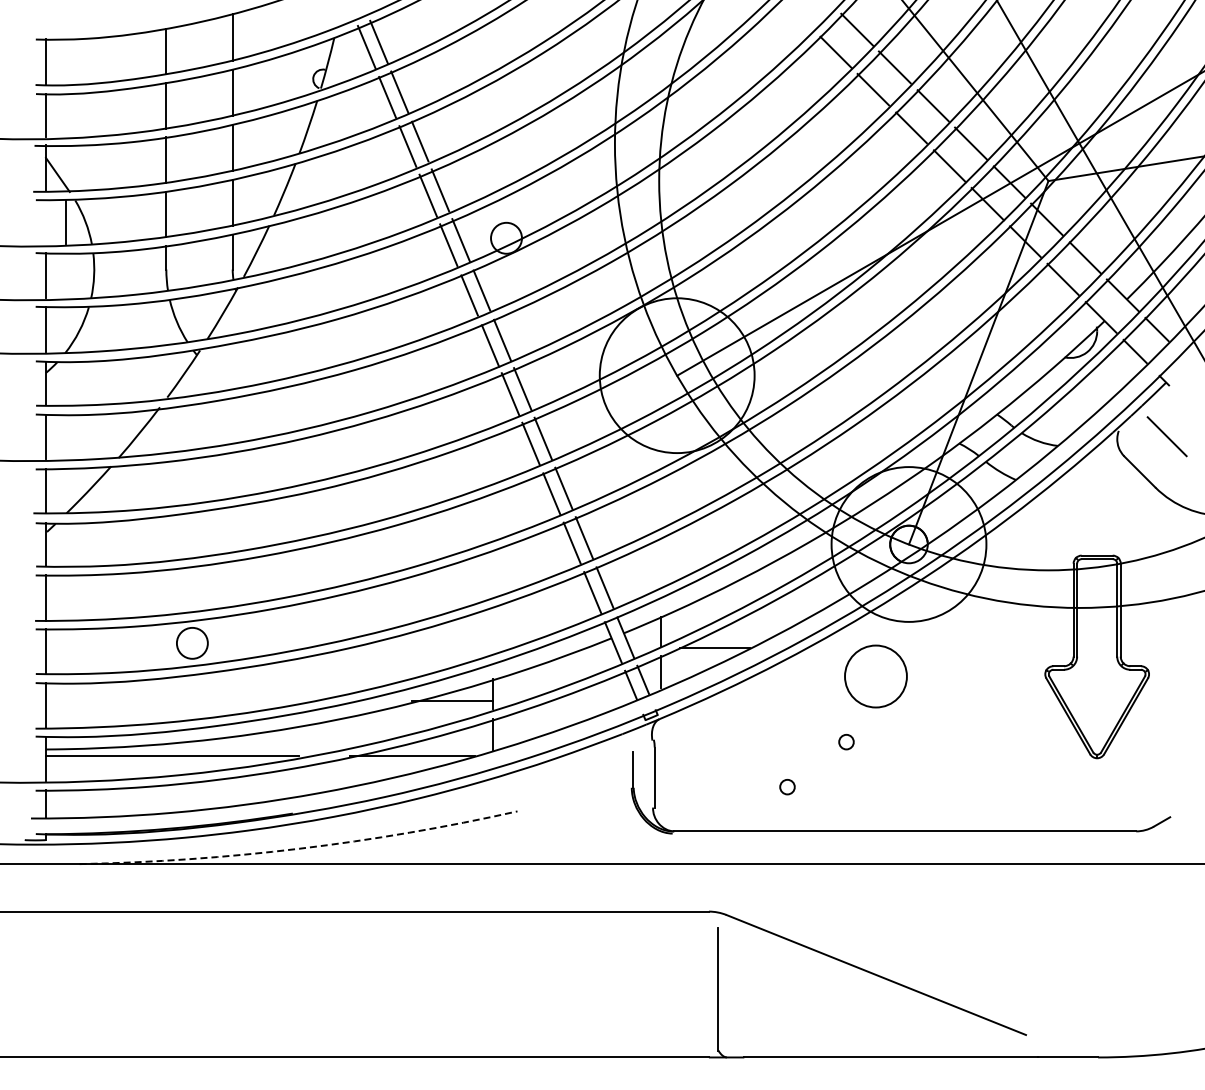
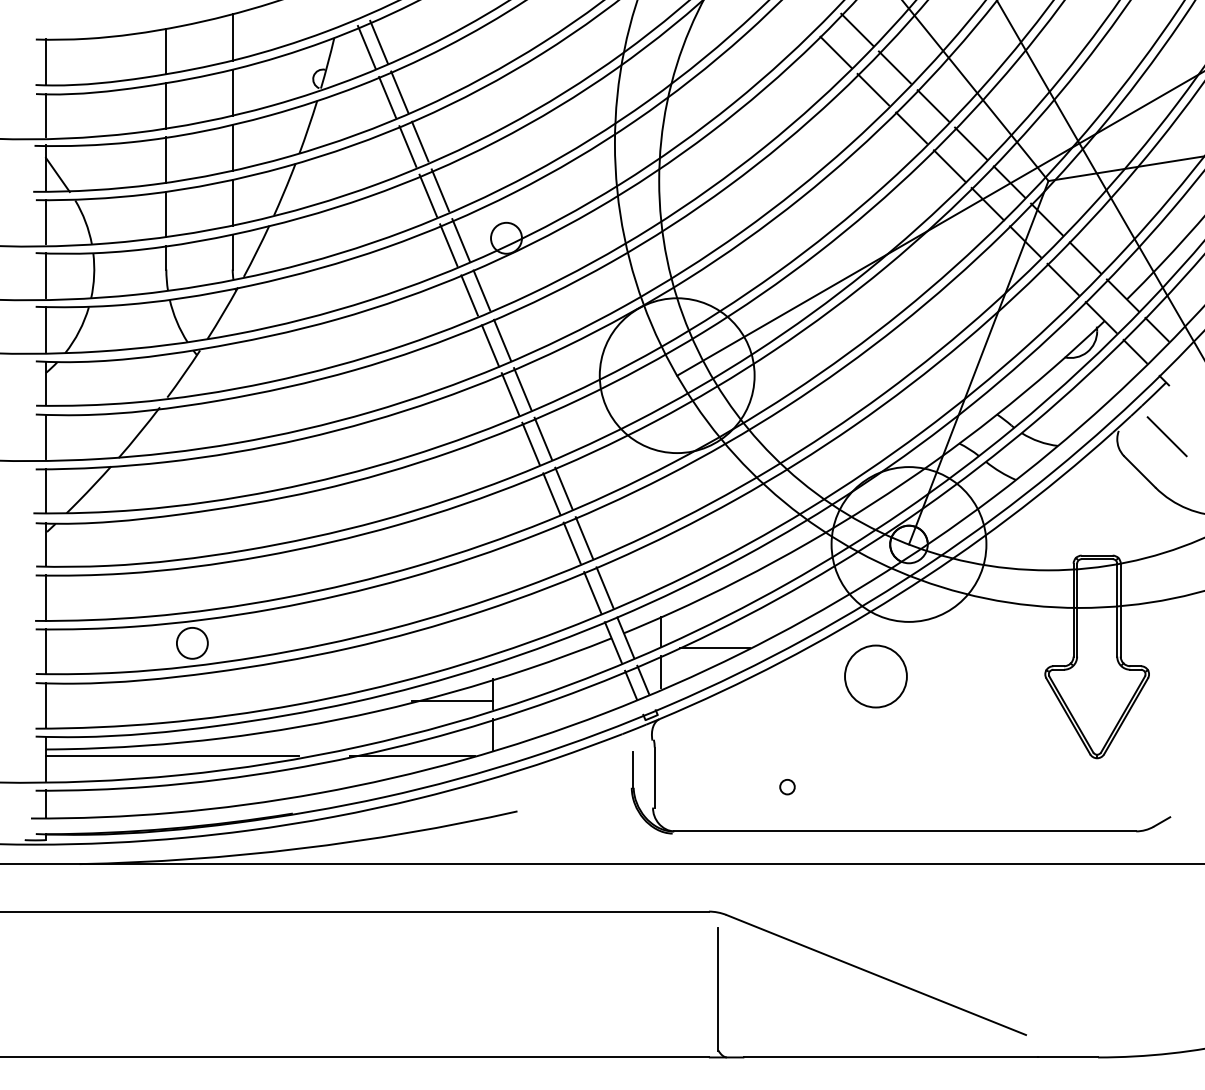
line position: (66, 221) -> (46, 221) (46, 221)
circle: present -> none (846, 742)
arc: dashed -> solid (299, 848)
